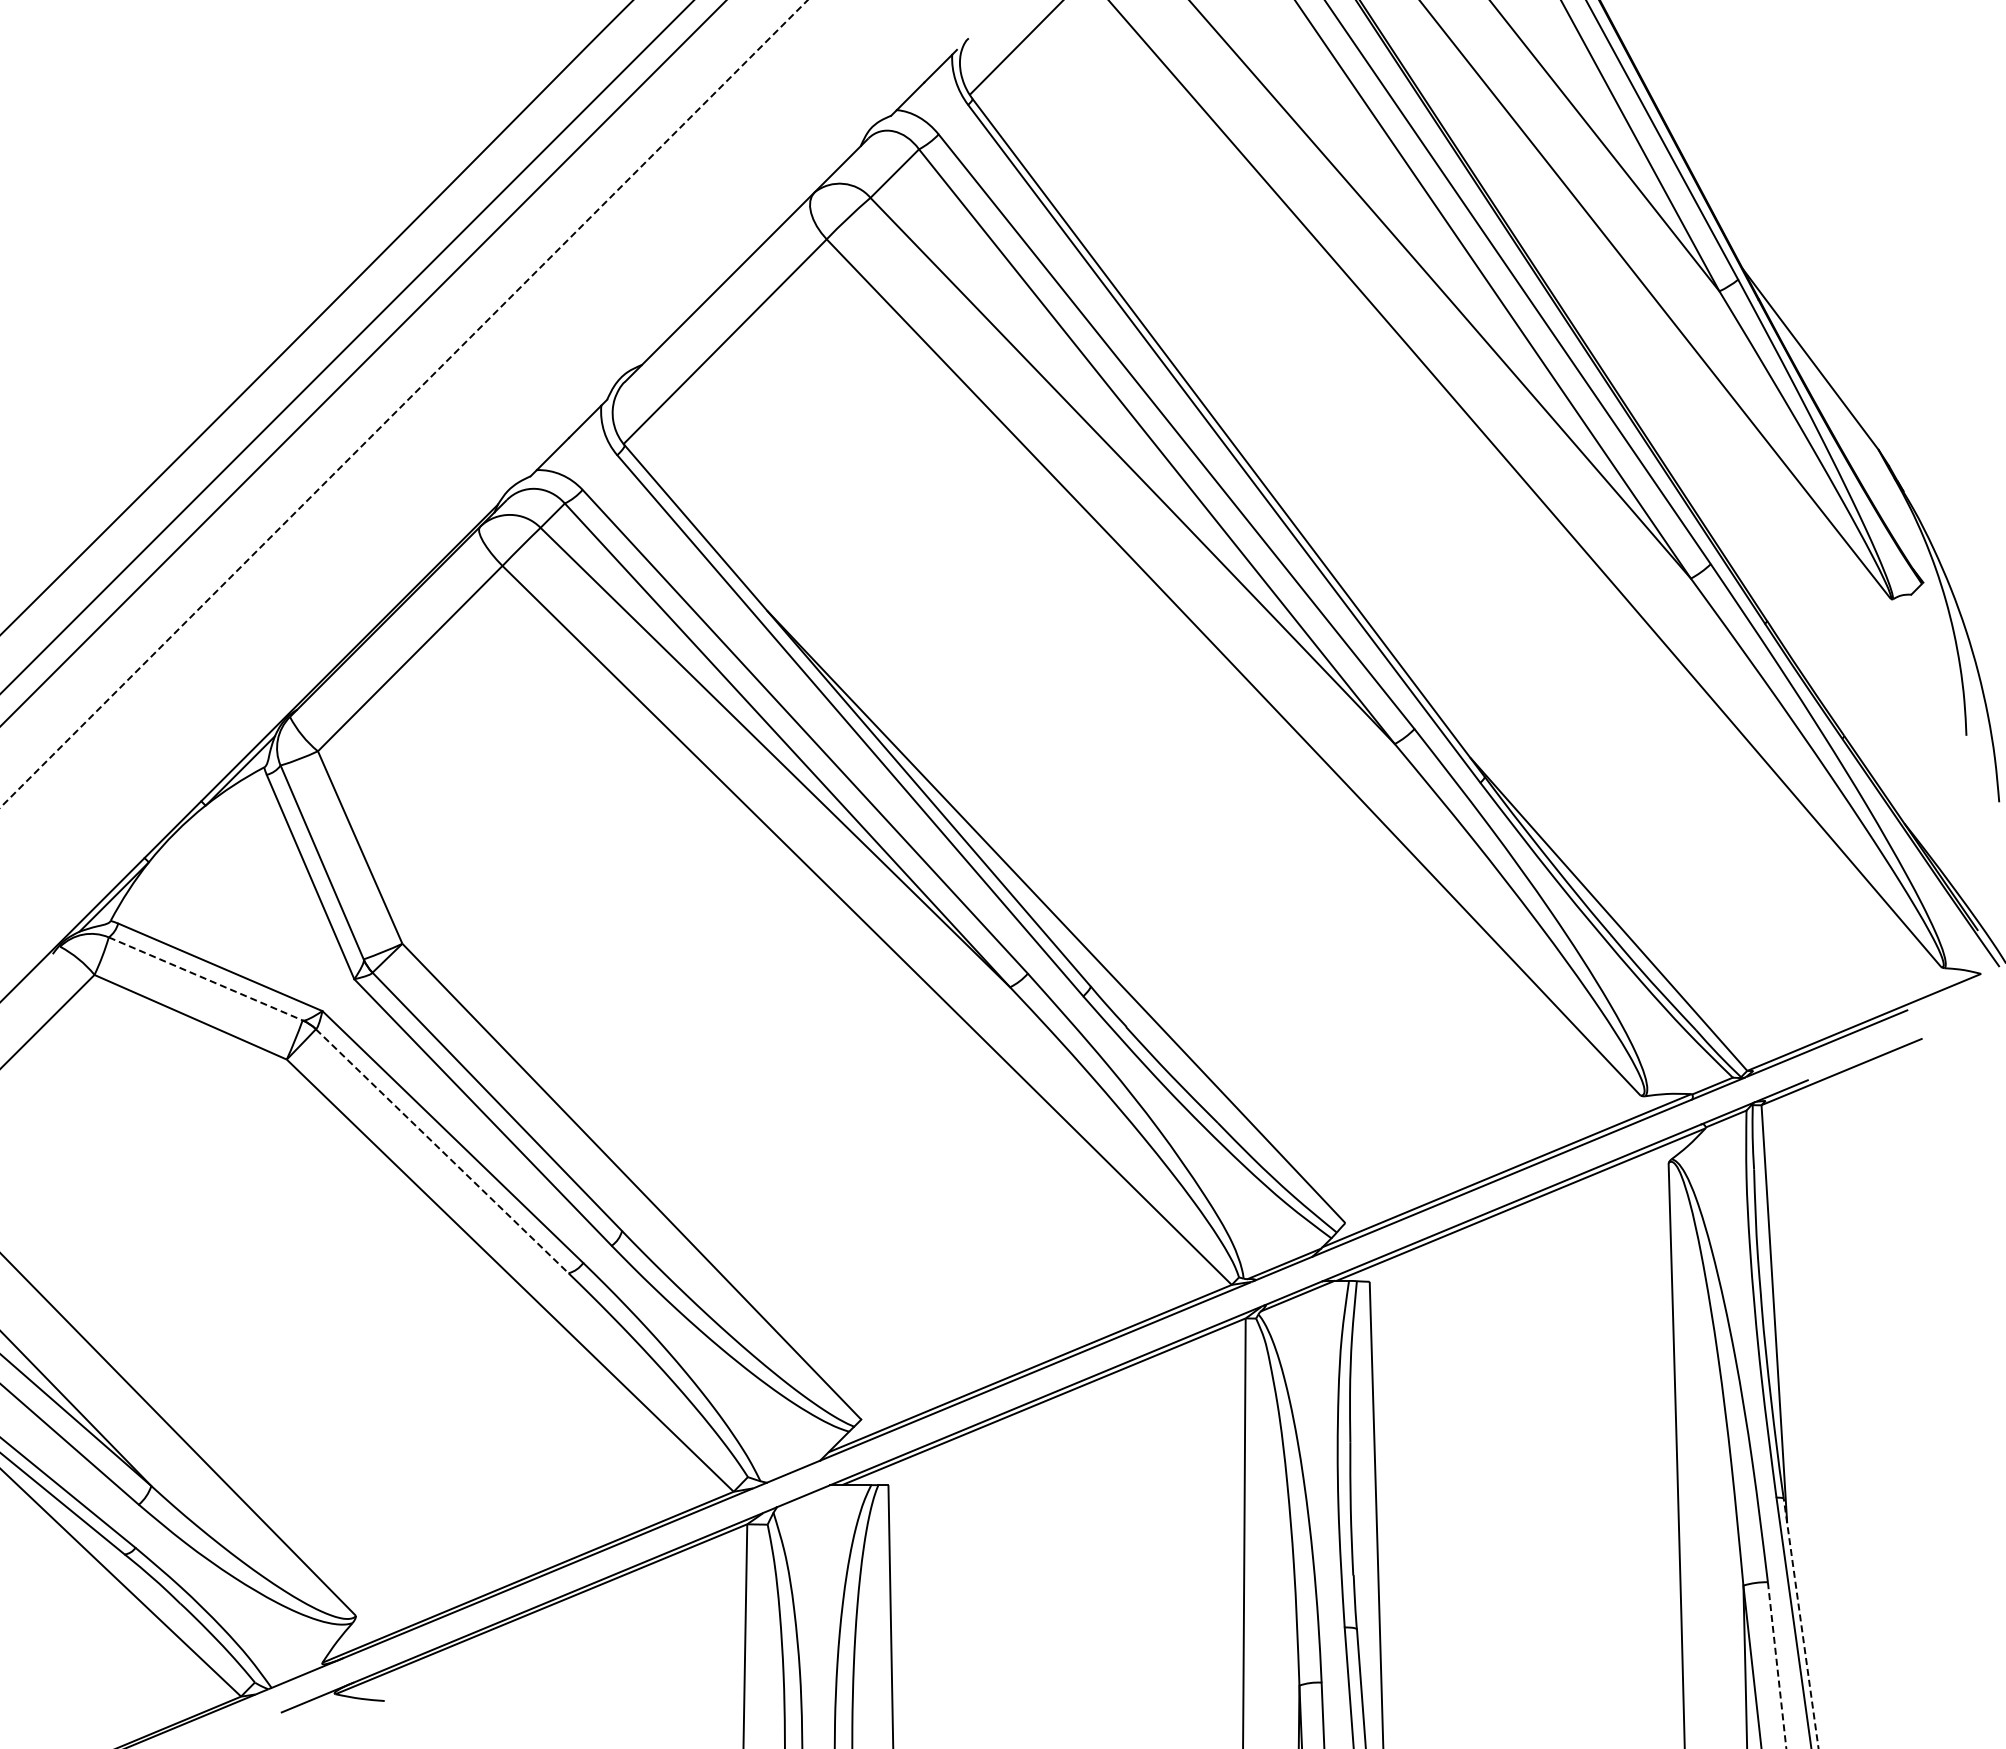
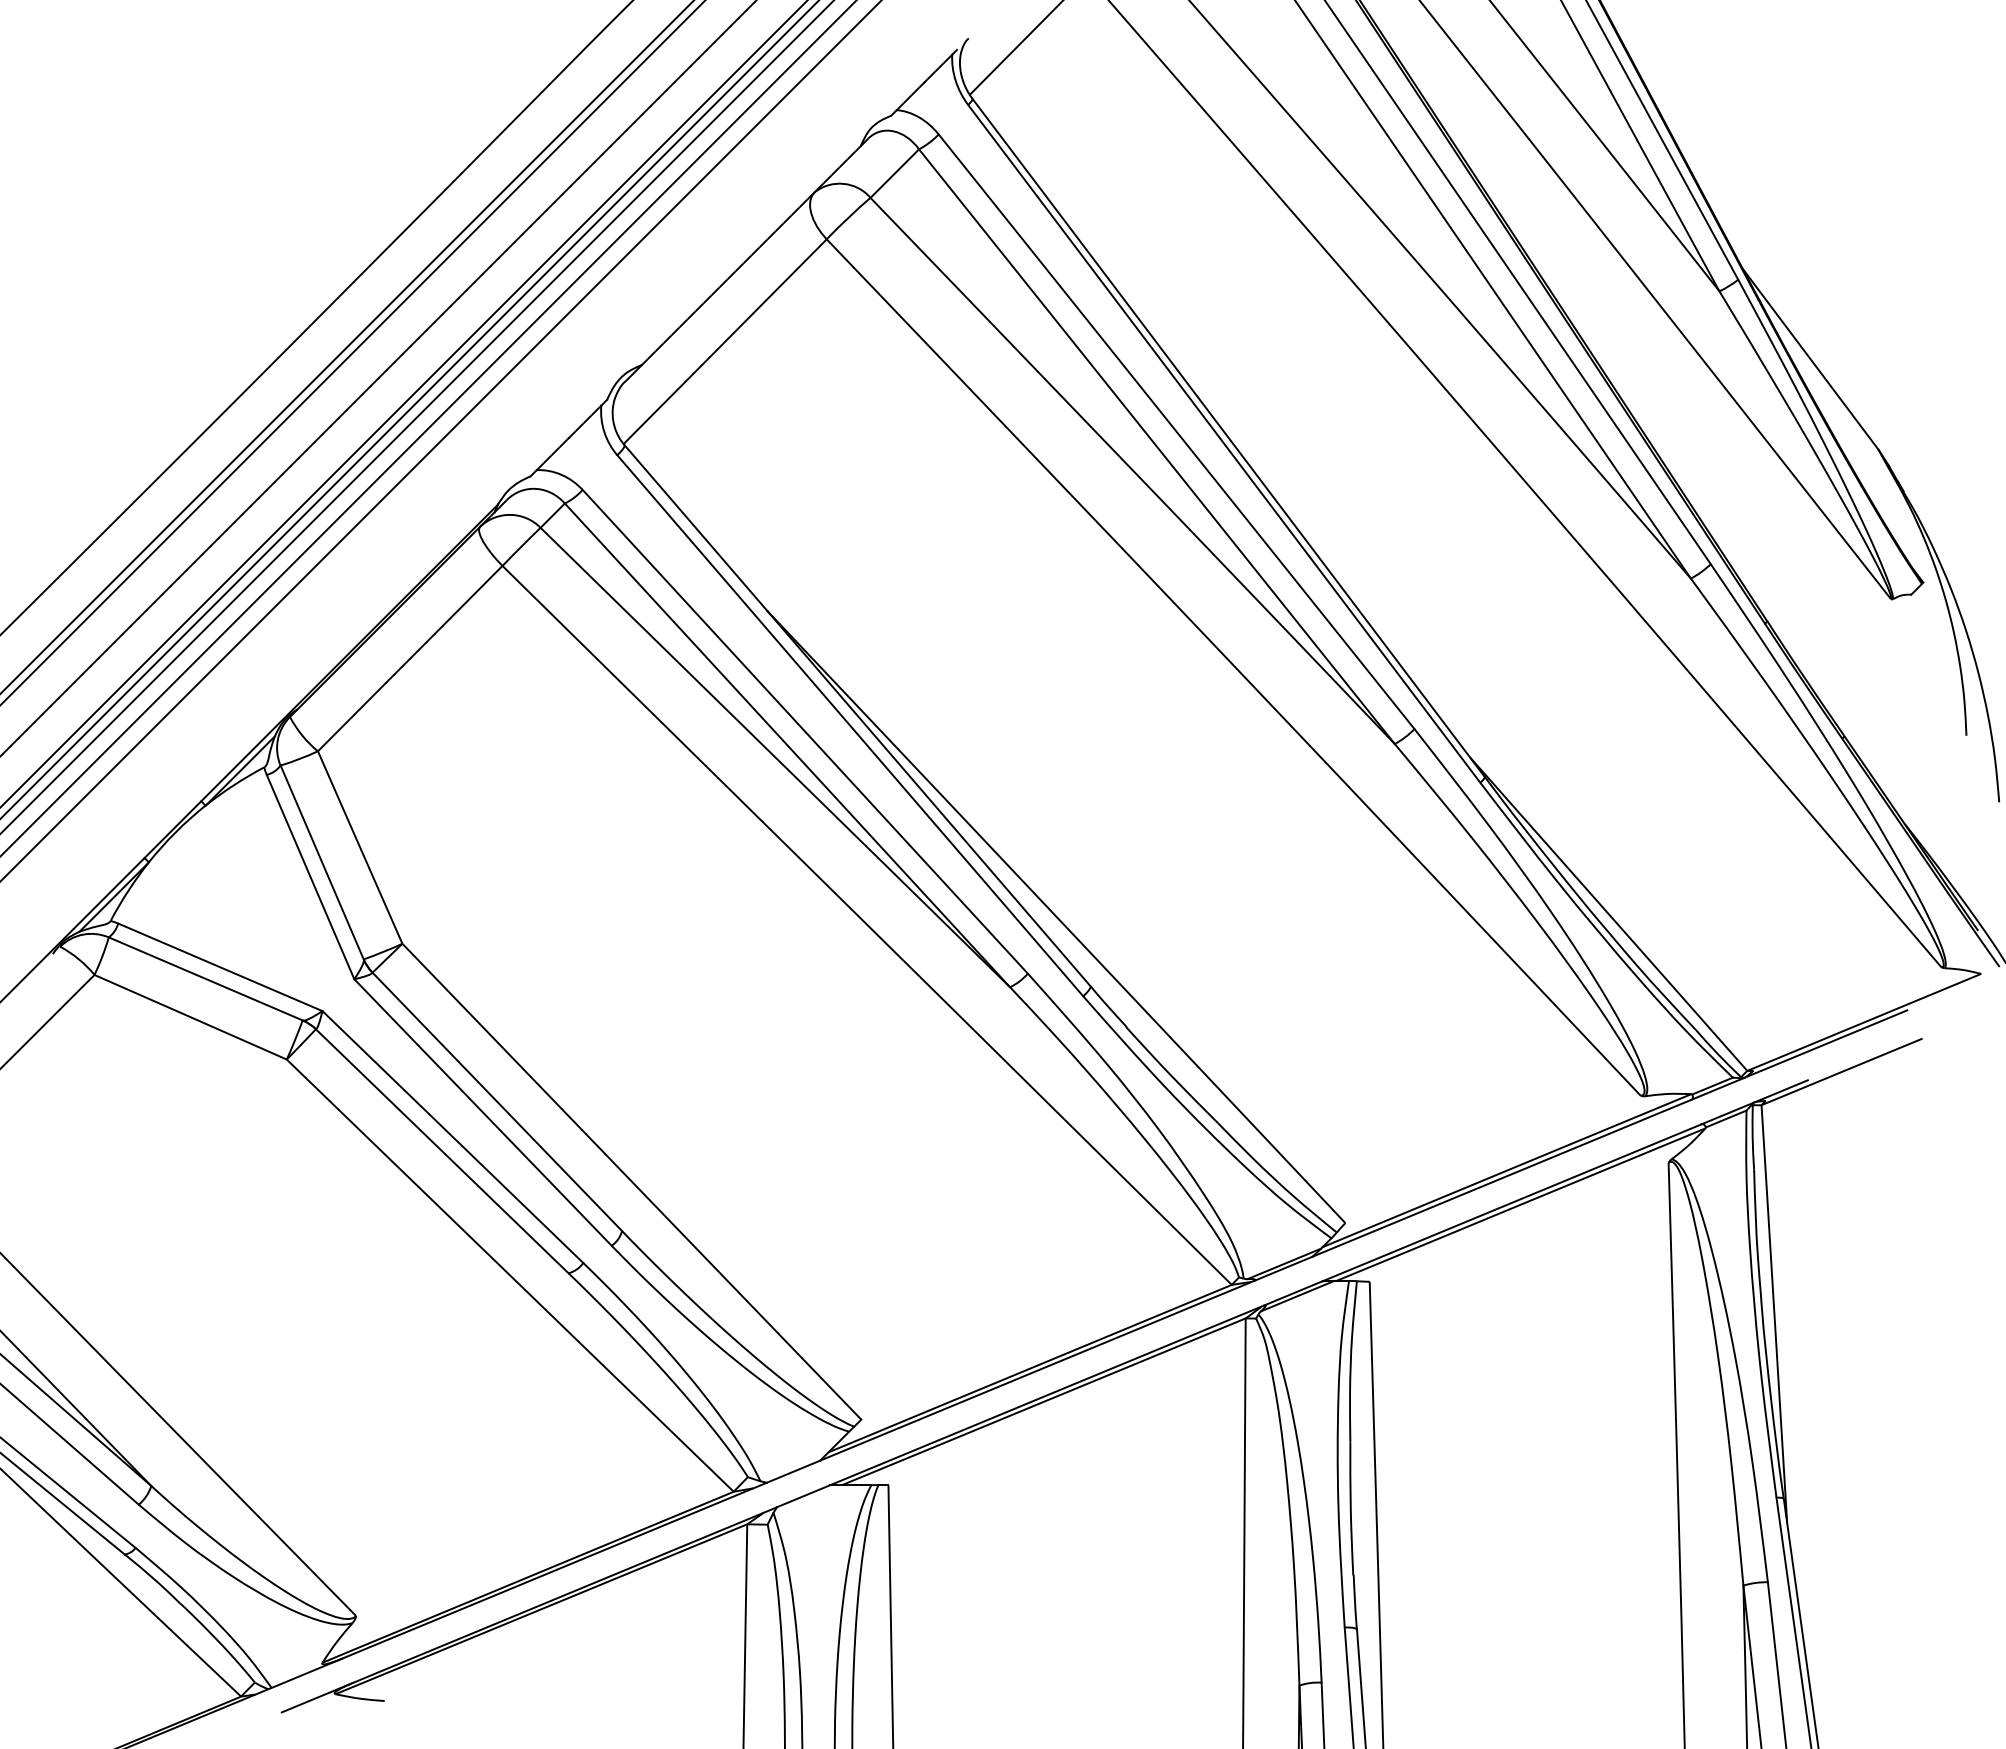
line: none -> present (352, 352)
line position: (363, 363) -> (378, 378) (378, 378)
line: dashed -> solid (403, 404)
line: none -> present (409, 409)
line: none -> present (417, 416)
line: none -> present (428, 428)
line: none -> present (440, 440)
line: dashed -> solid (205, 978)
line: dashed -> solid (442, 1151)
line: dashed -> solid (1801, 1623)
line: dashed -> solid (1777, 1665)
